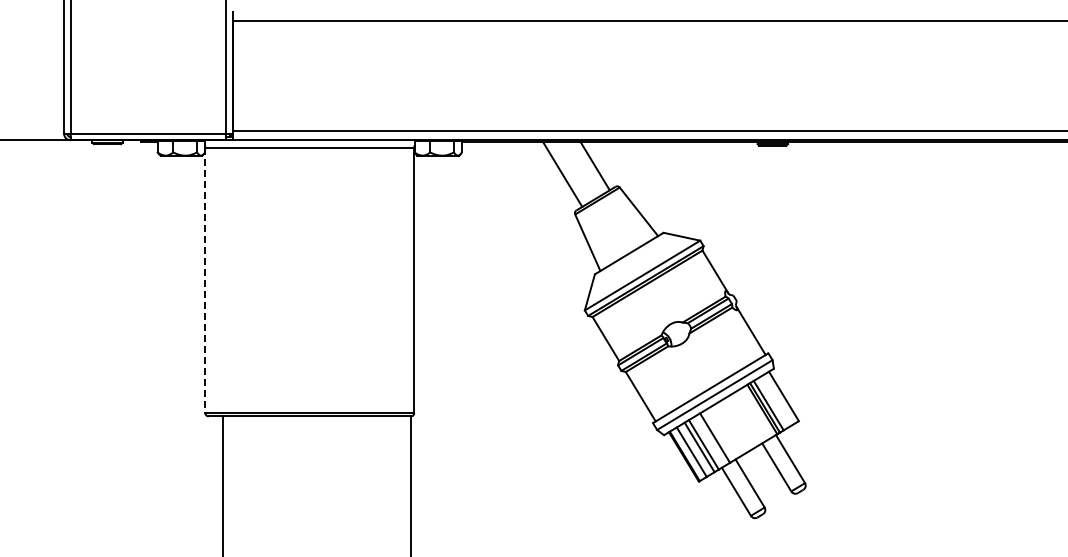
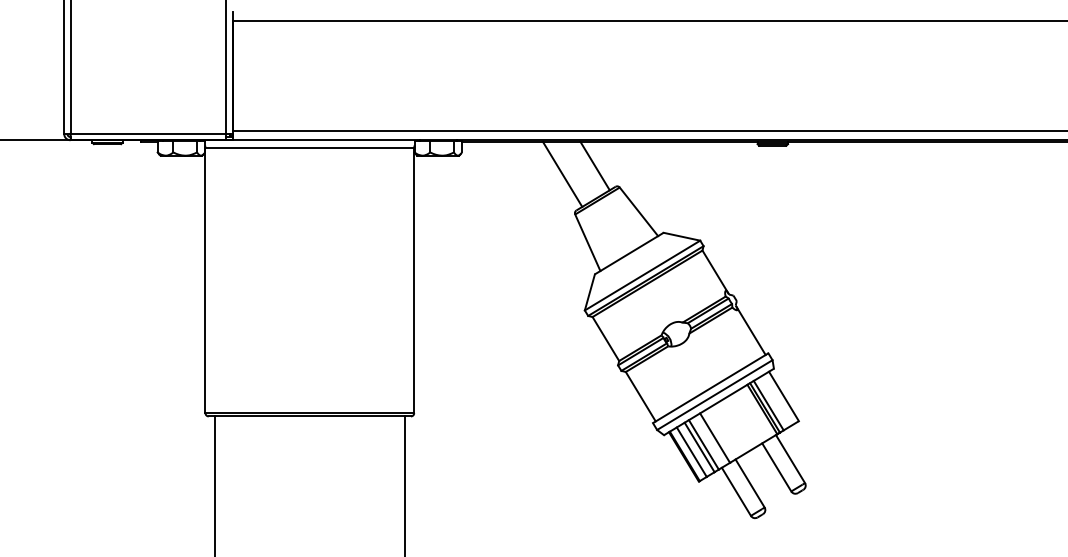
line: dashed -> solid (205, 281)
line position: (223, 484) -> (215, 484) (215, 484)
line position: (410, 484) -> (404, 484) (404, 484)
